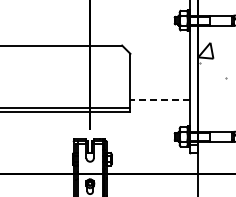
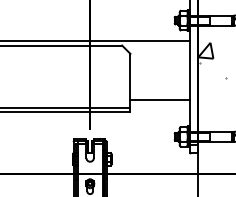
line: none -> present (95, 41)
line: dashed -> solid (160, 99)
